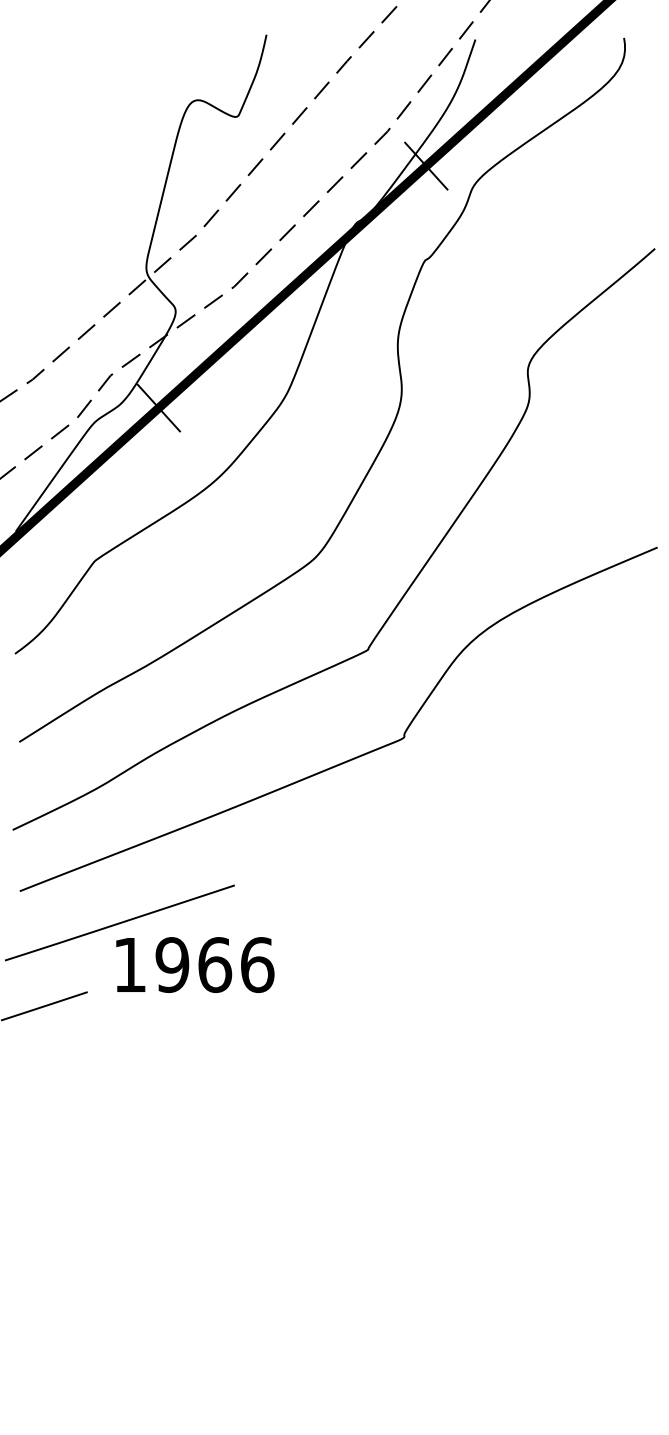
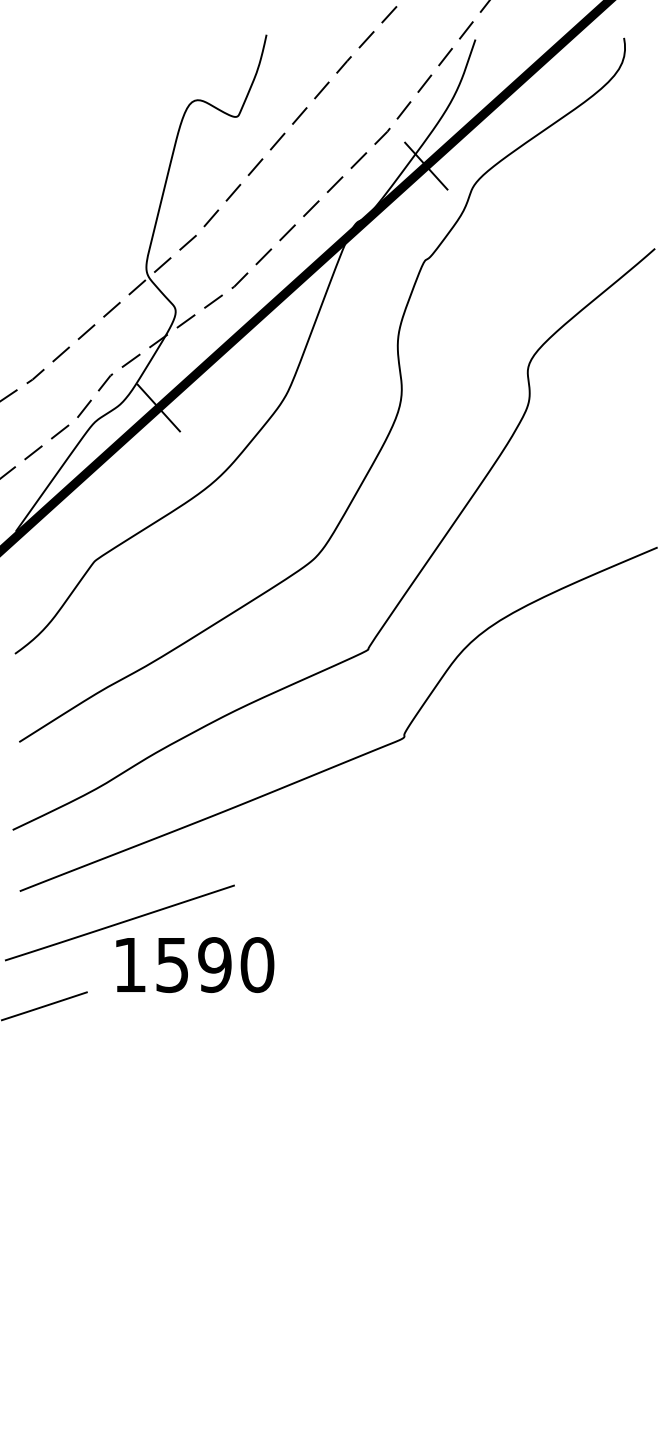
text: 1966 -> 1590 (214, 965)
